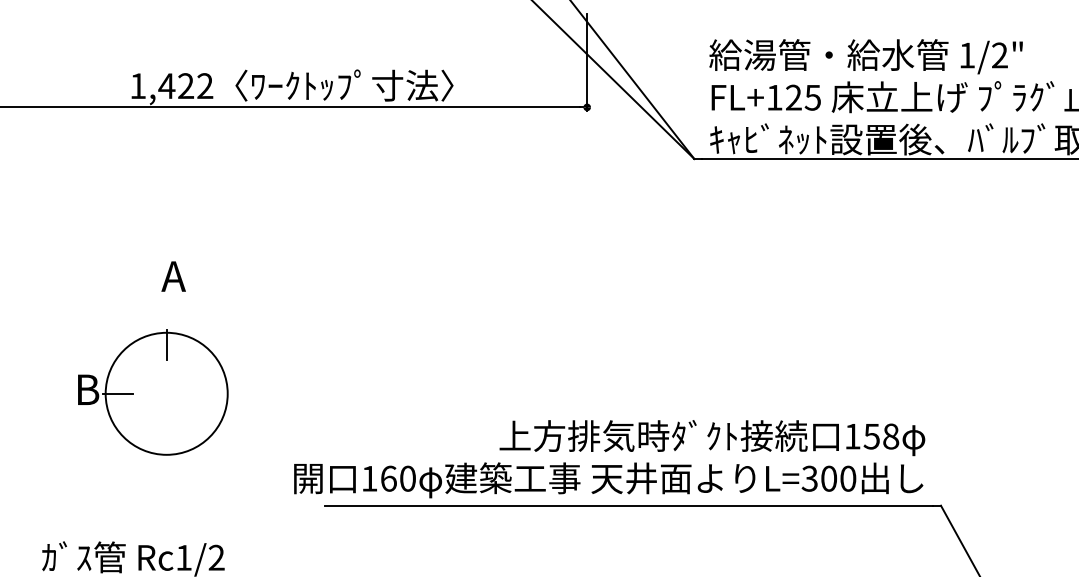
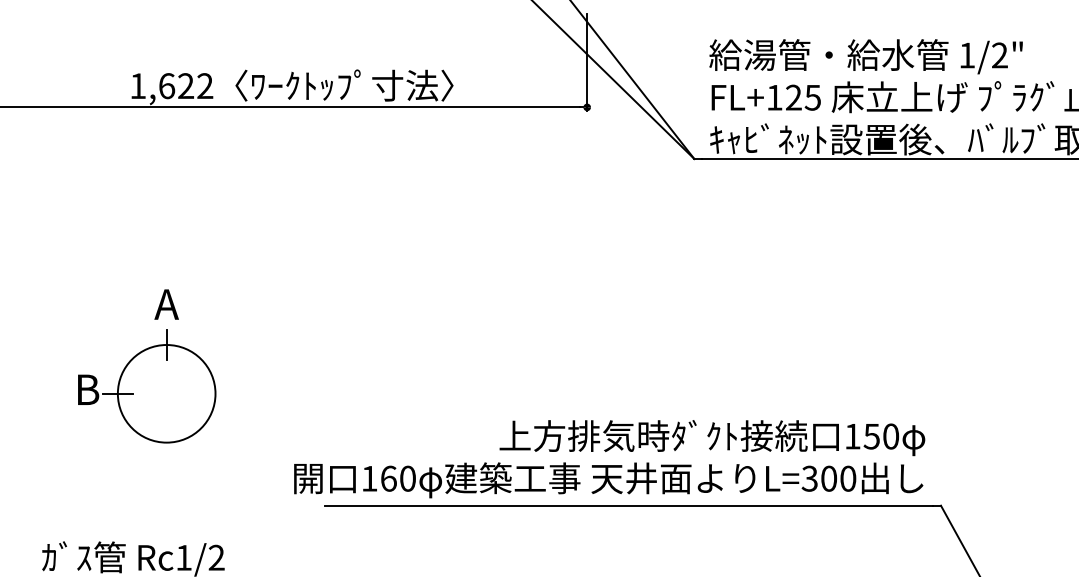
text: 1,422 -> 1,622 (166, 86)
text position: (173, 276) -> (166, 304) (166, 304)
circle diameter: 122 px -> 98 px (166, 393)
text: 158 -> 150 (891, 436)
